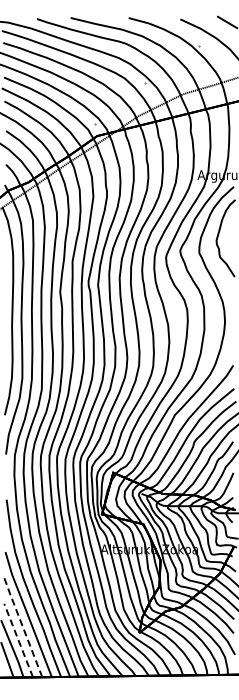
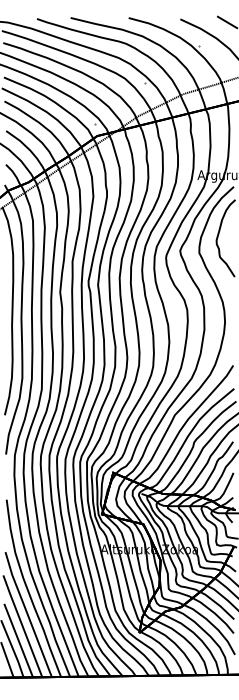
line: dashed -> solid (22, 625)
line: dashed -> solid (18, 640)
